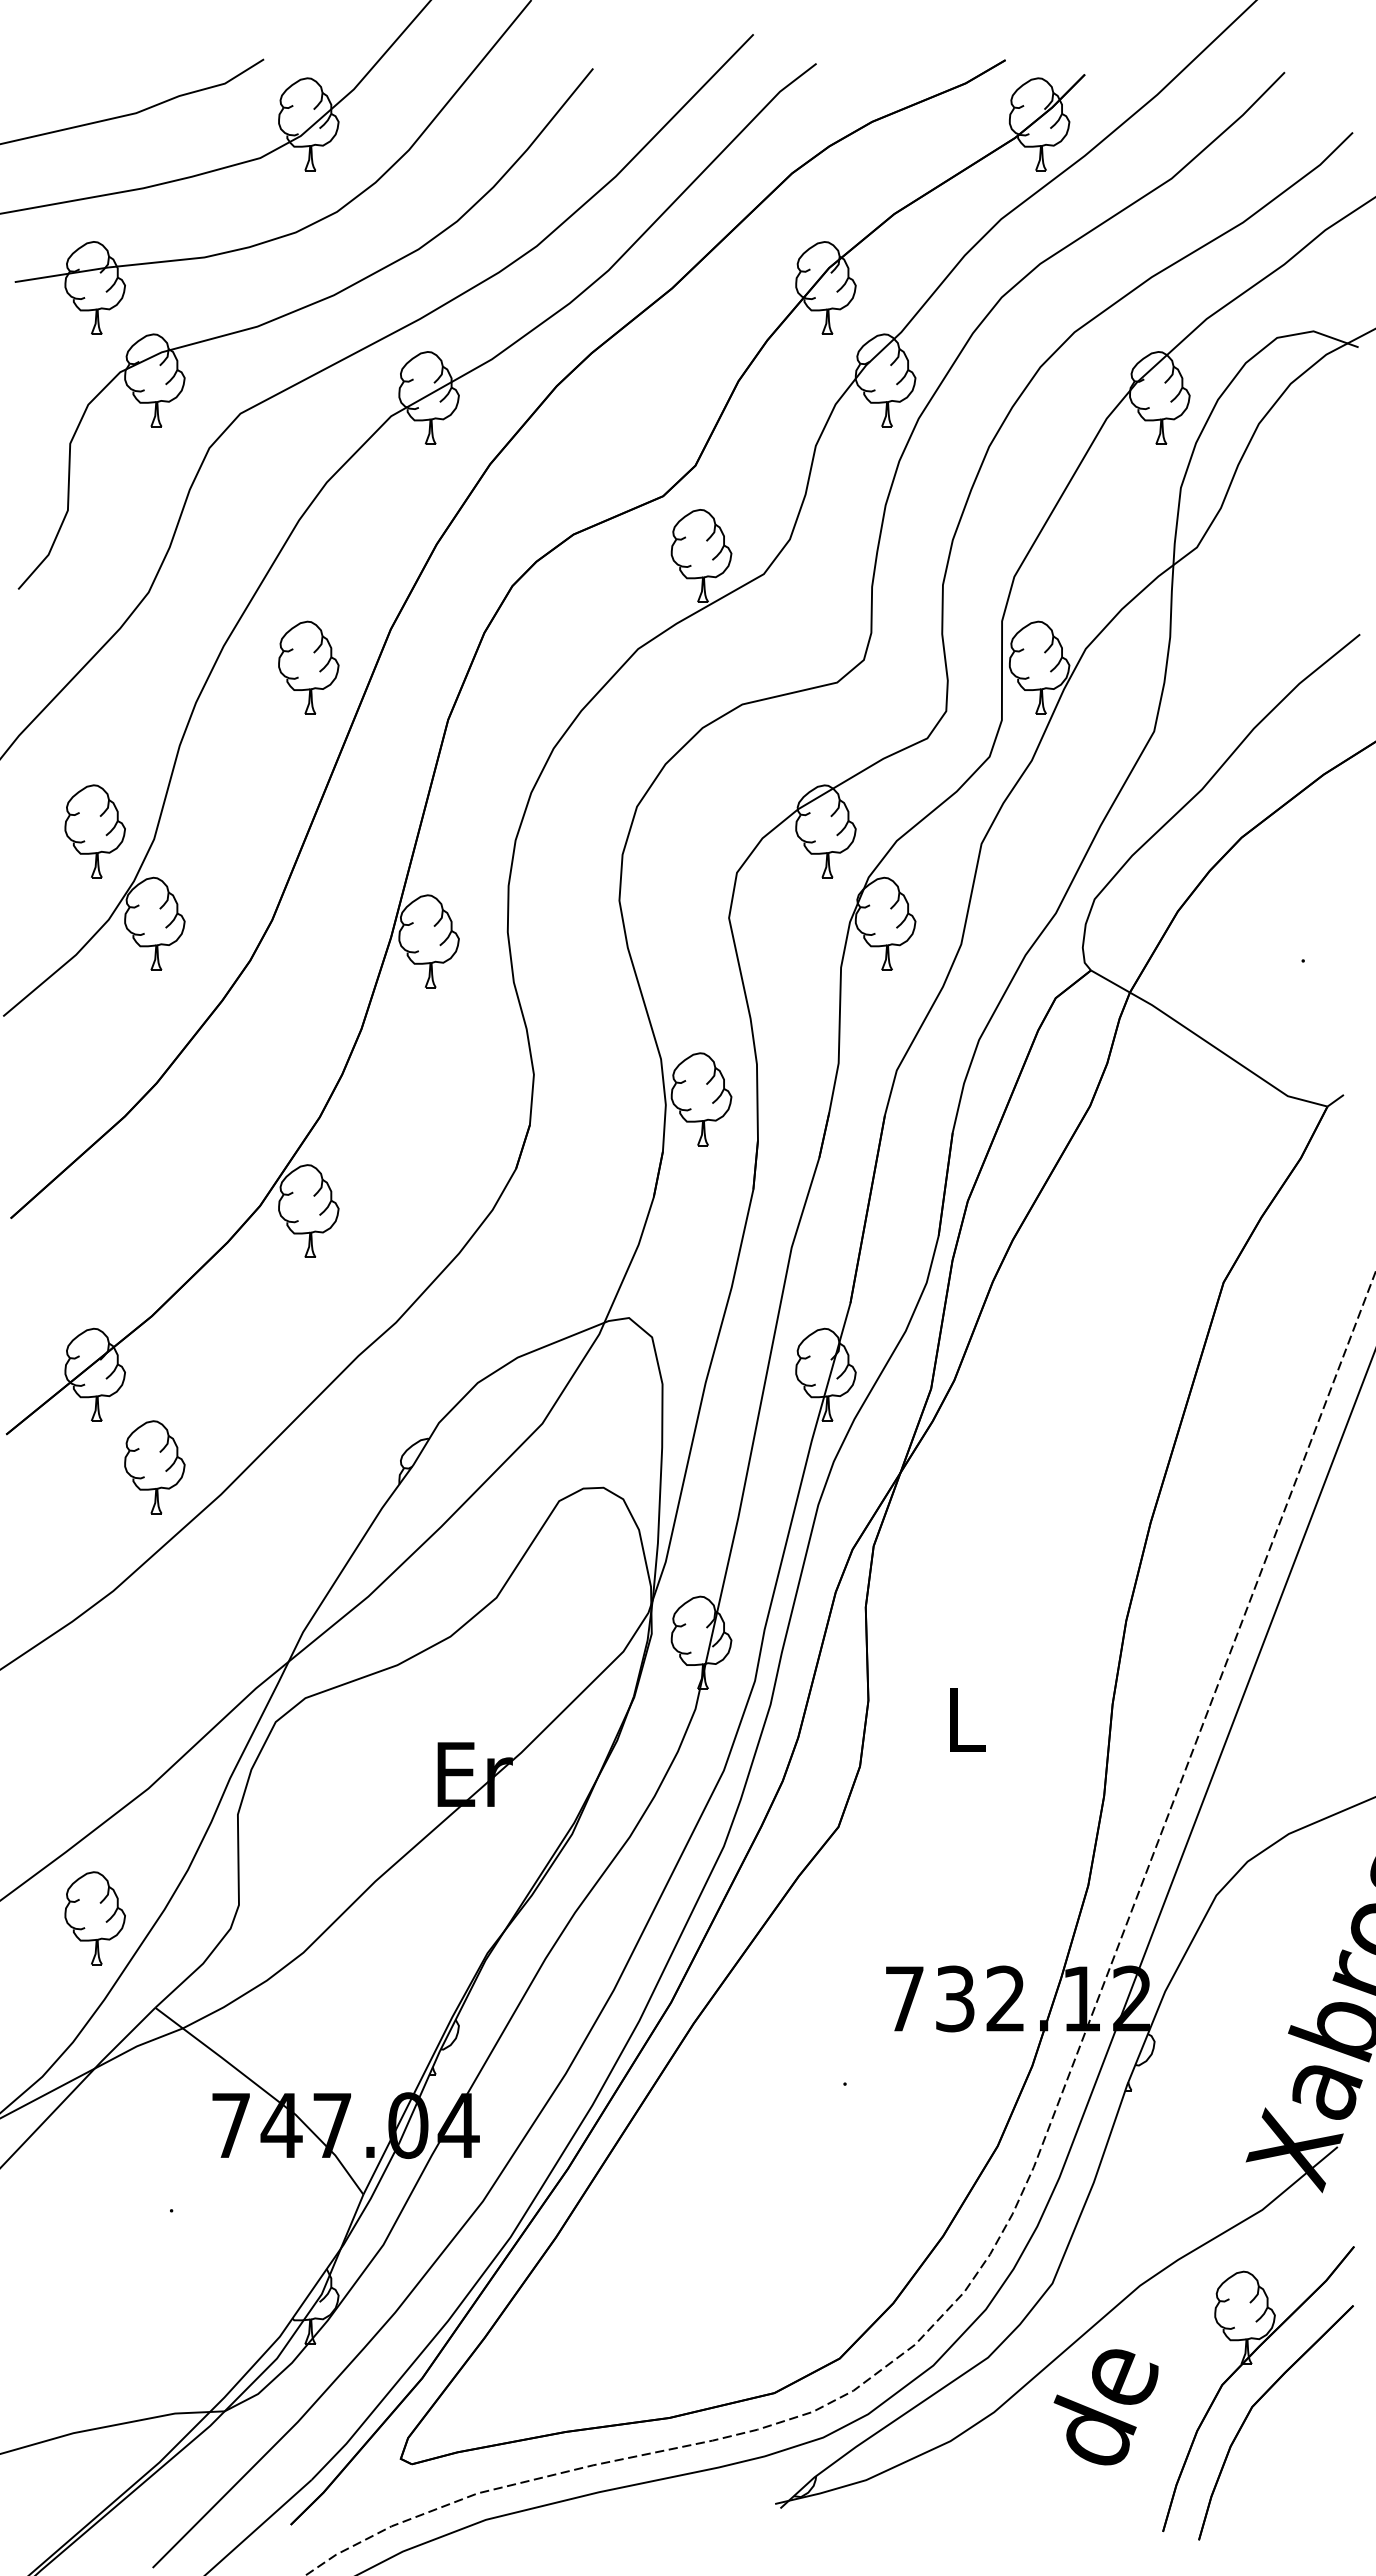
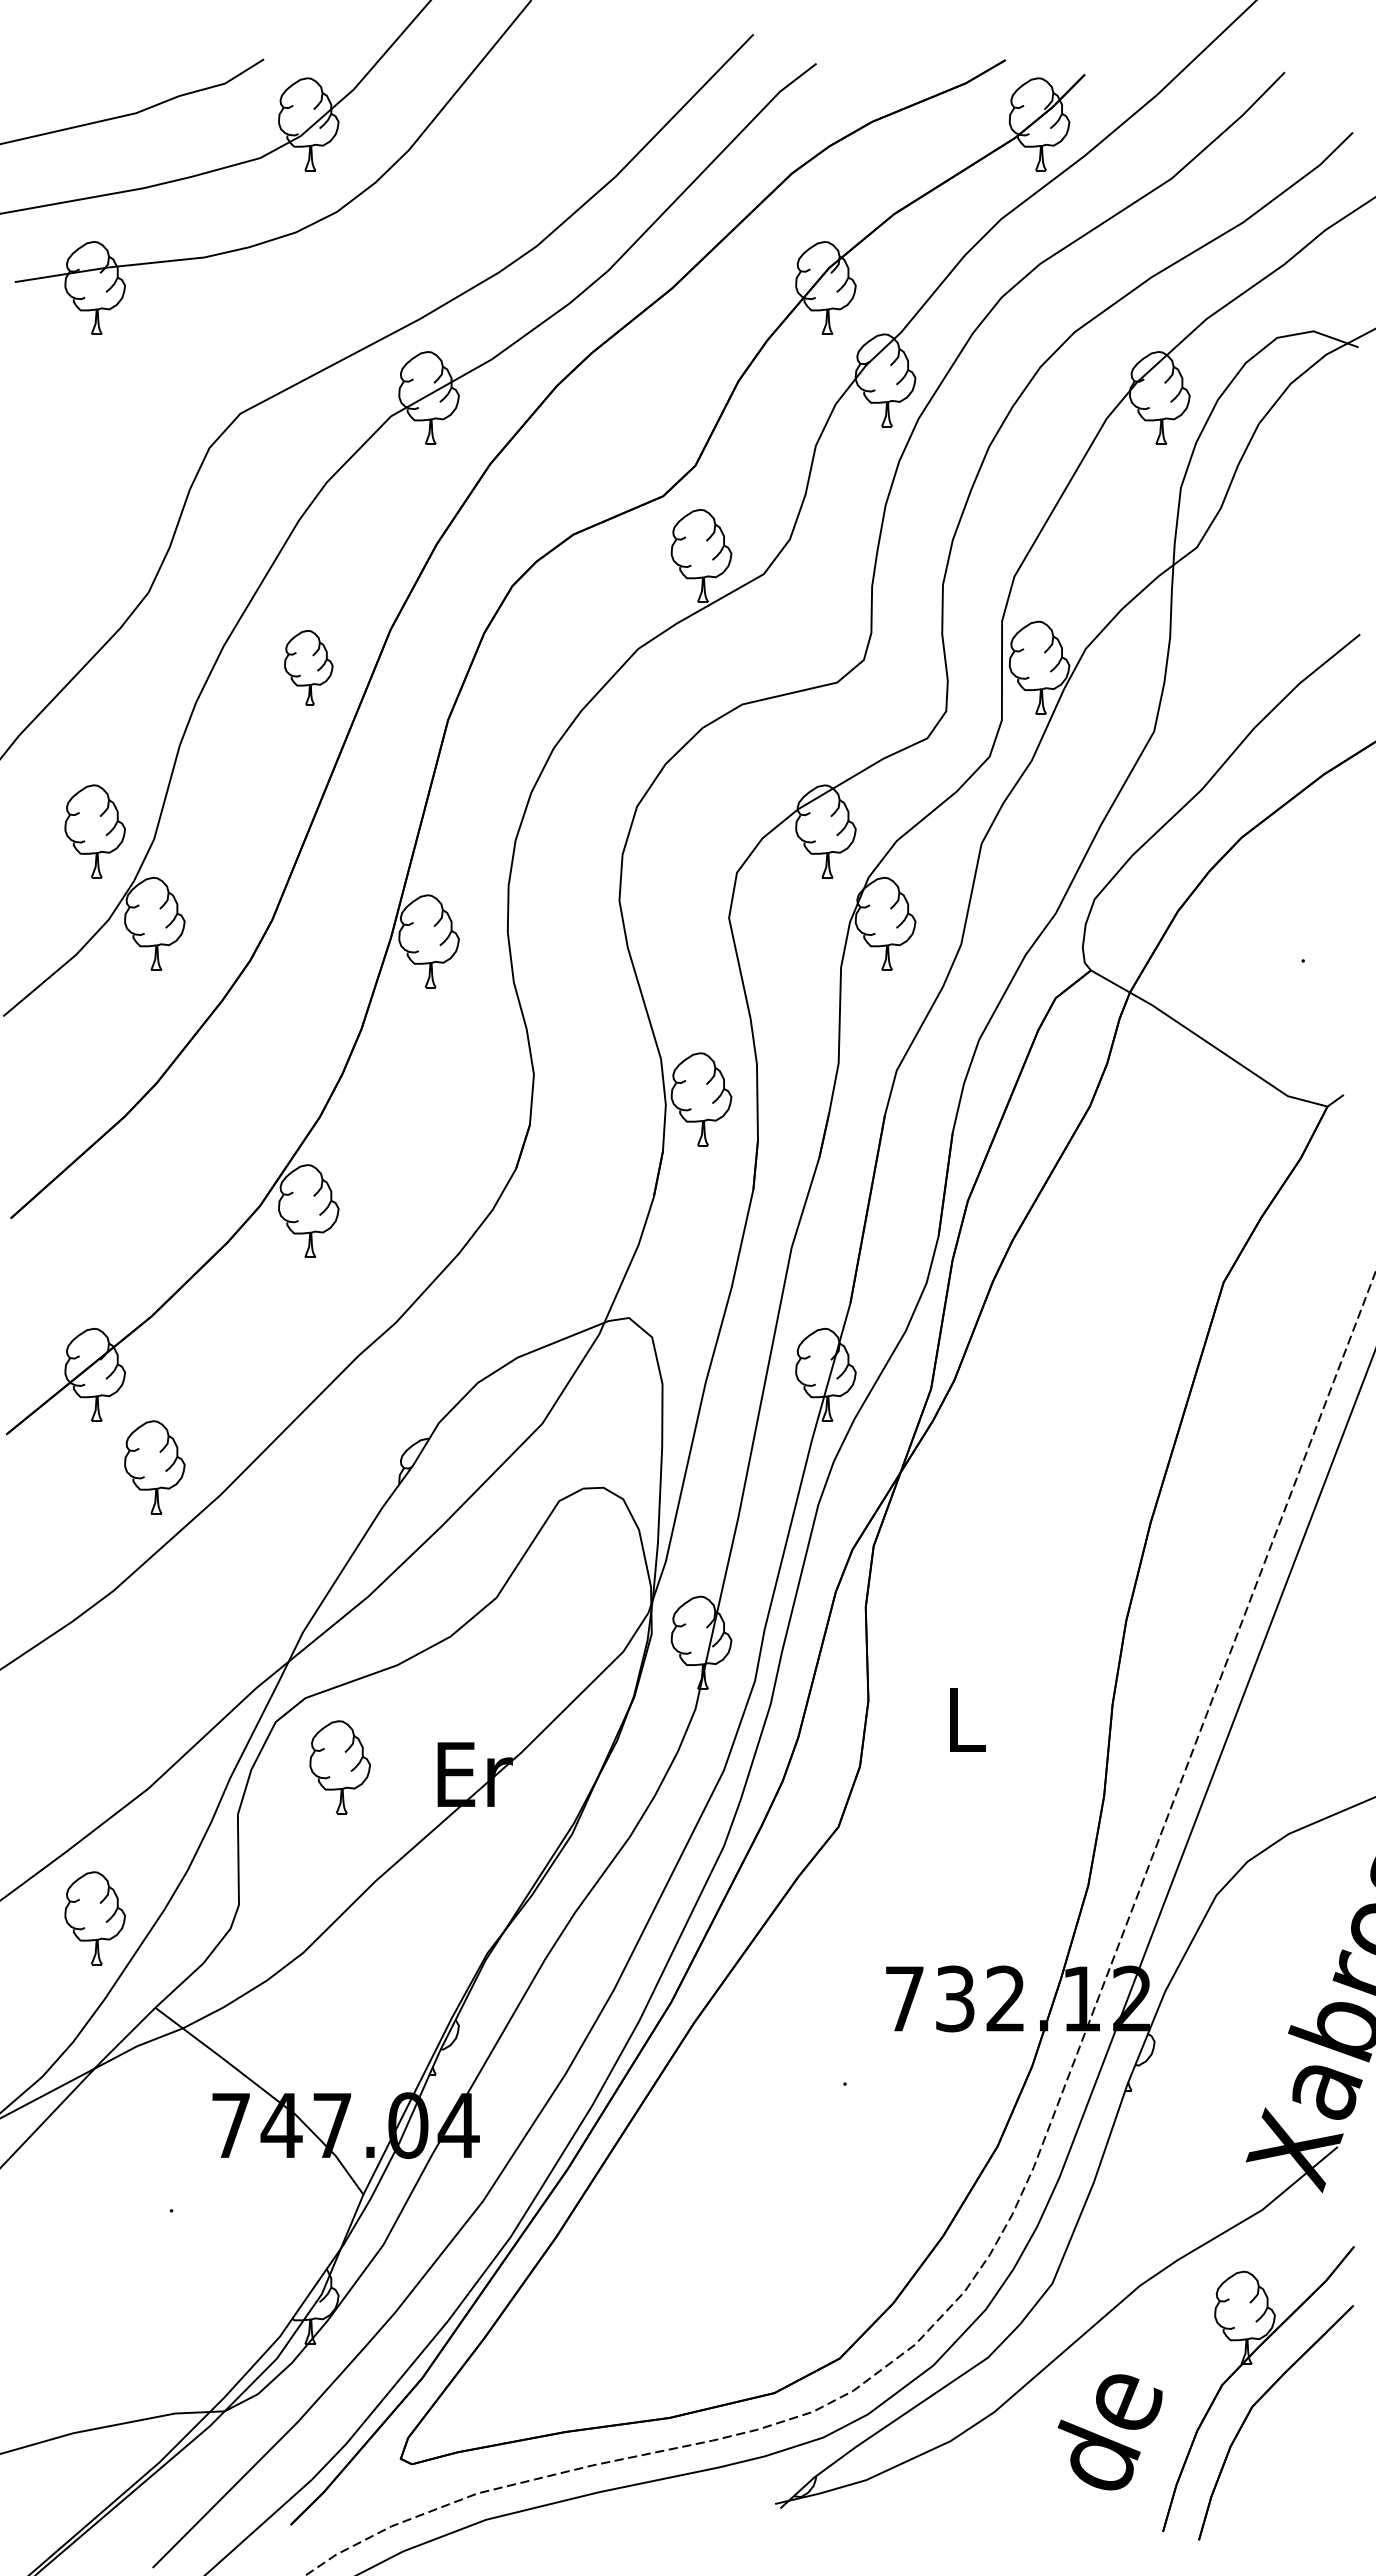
part: present -> none (297, 311)
part size: 62x95 px -> 50x76 px (308, 667)
part: none -> present (339, 1767)
text position: (1105, 2407) -> (1109, 2432) (1109, 2432)
